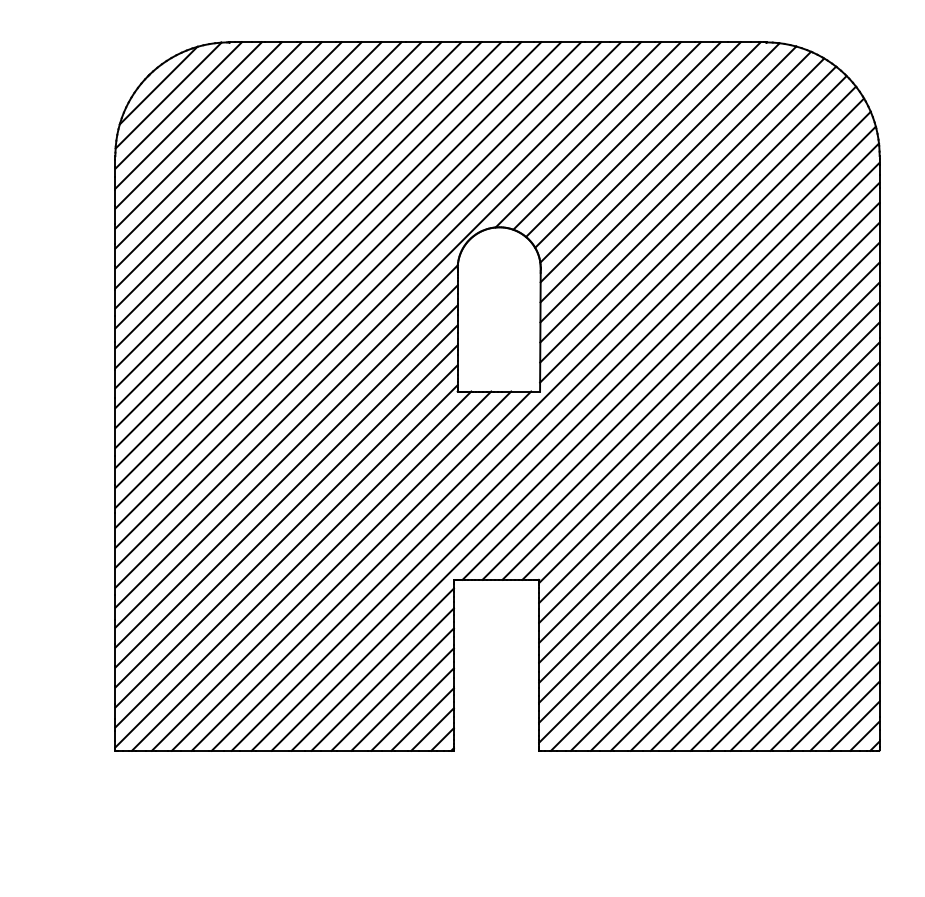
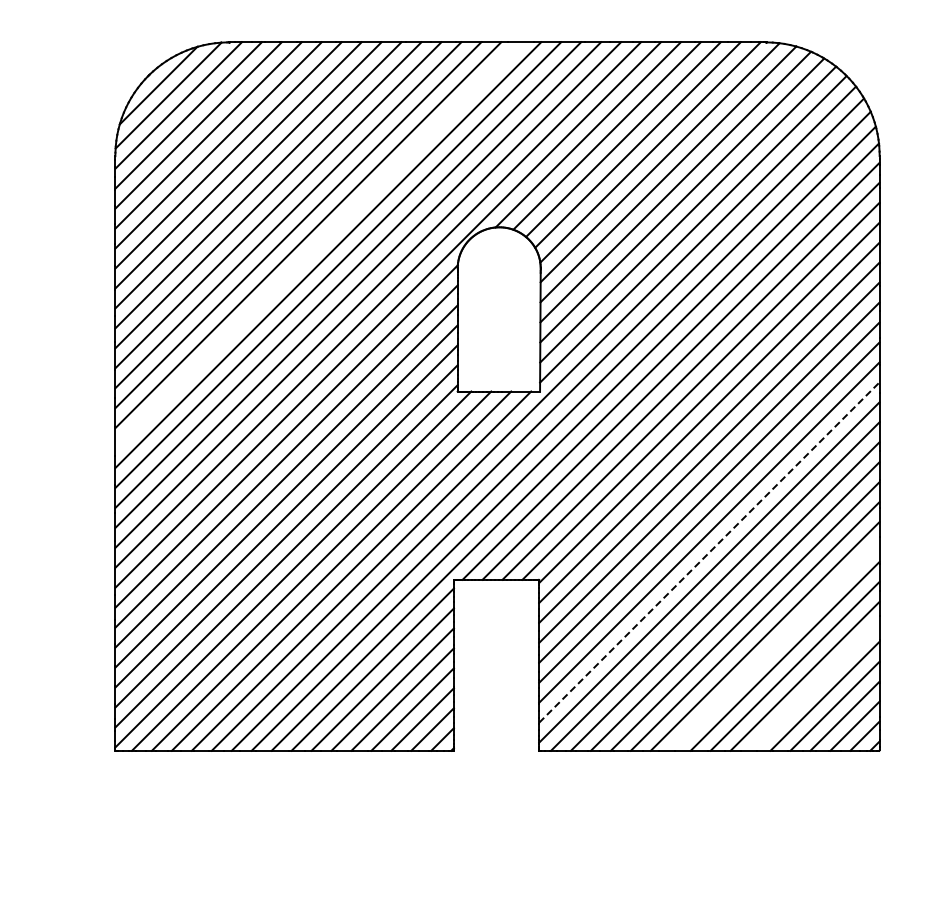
line: present -> none (318, 245)
line: solid -> dashed (709, 552)
line: present -> none (774, 645)
line: present -> none (814, 685)
